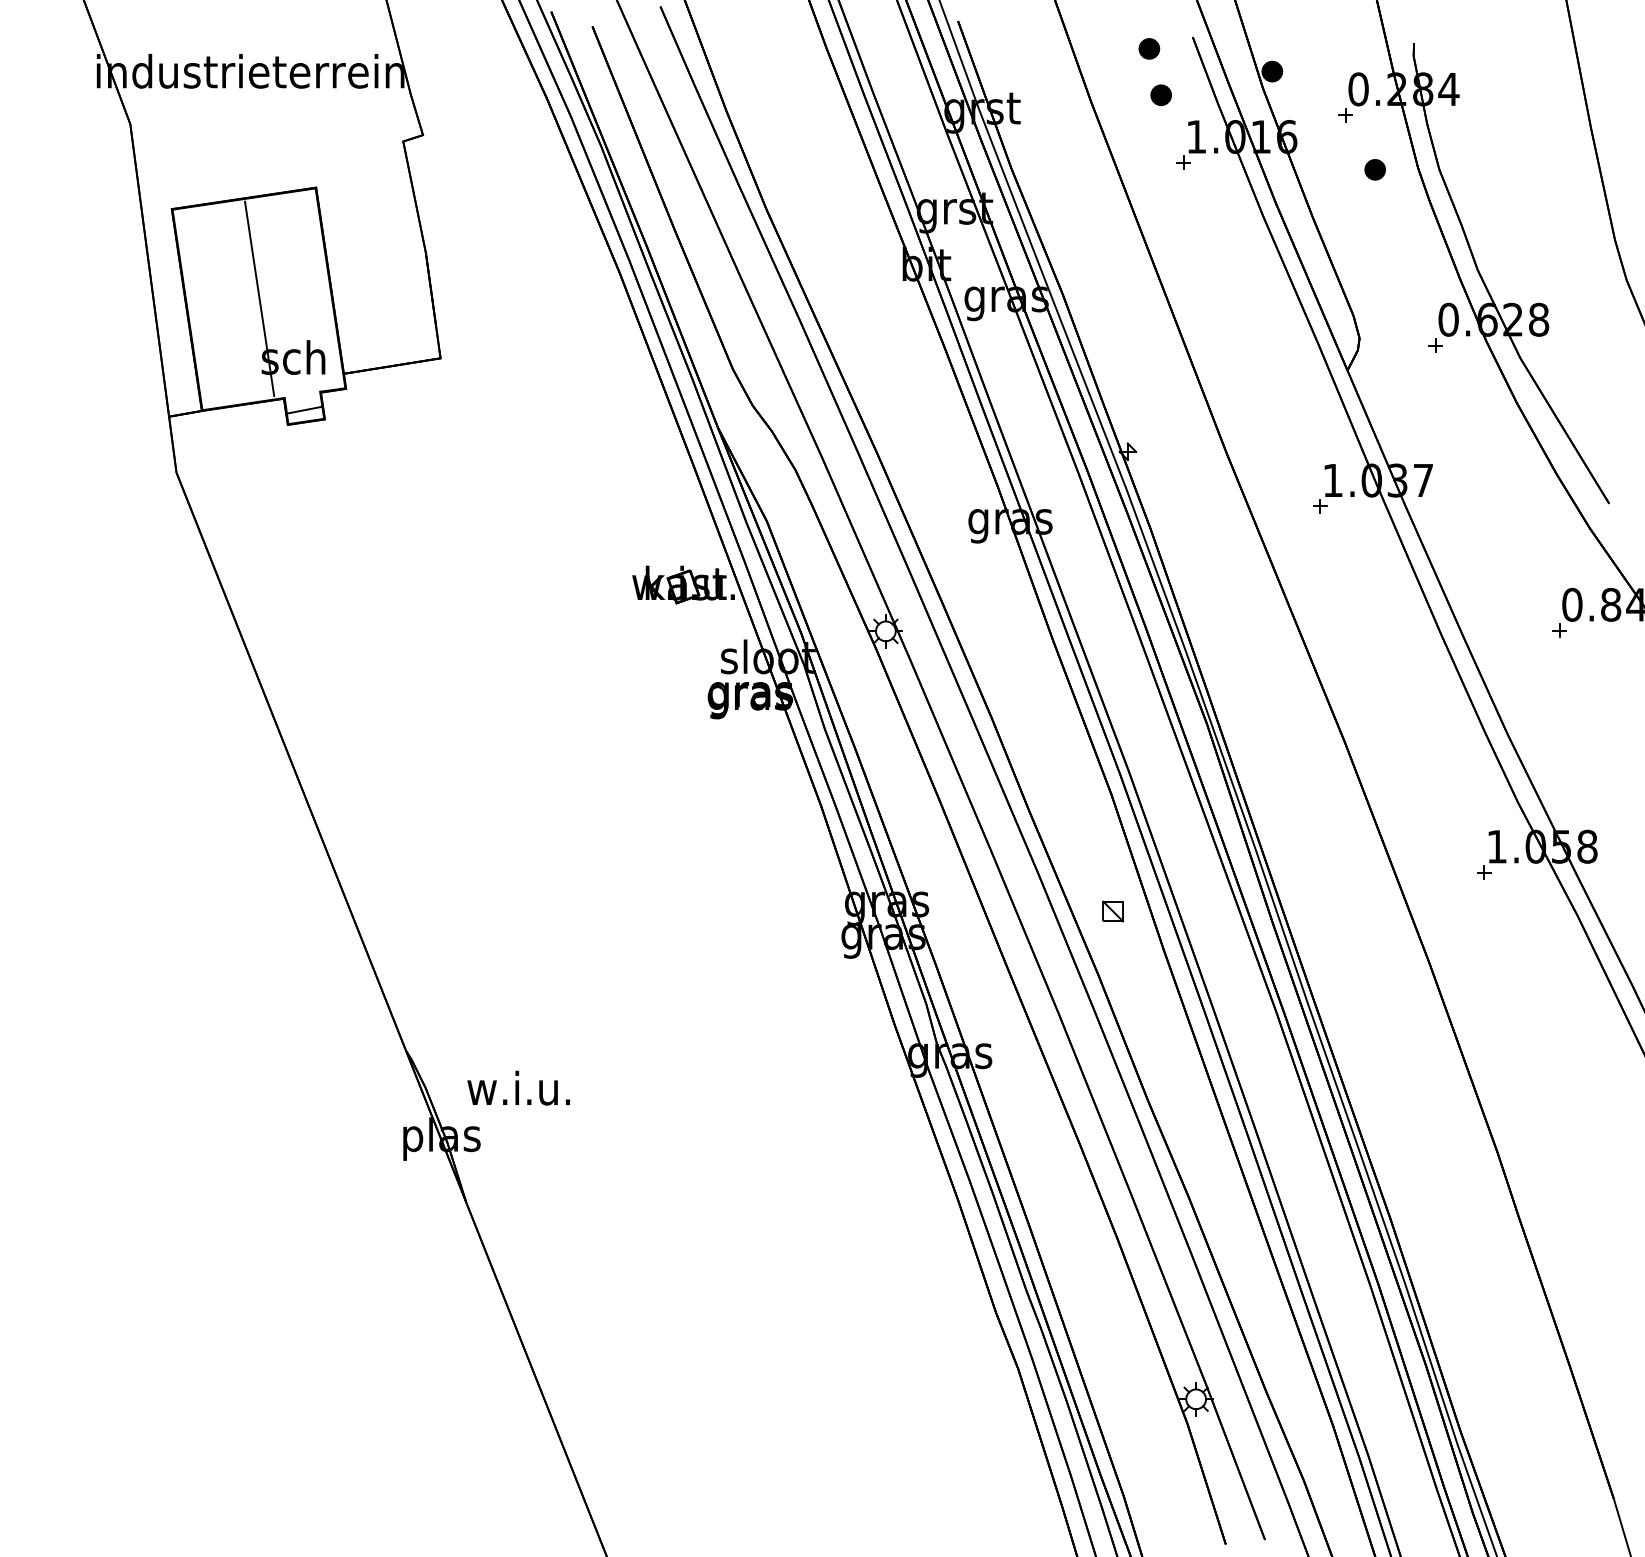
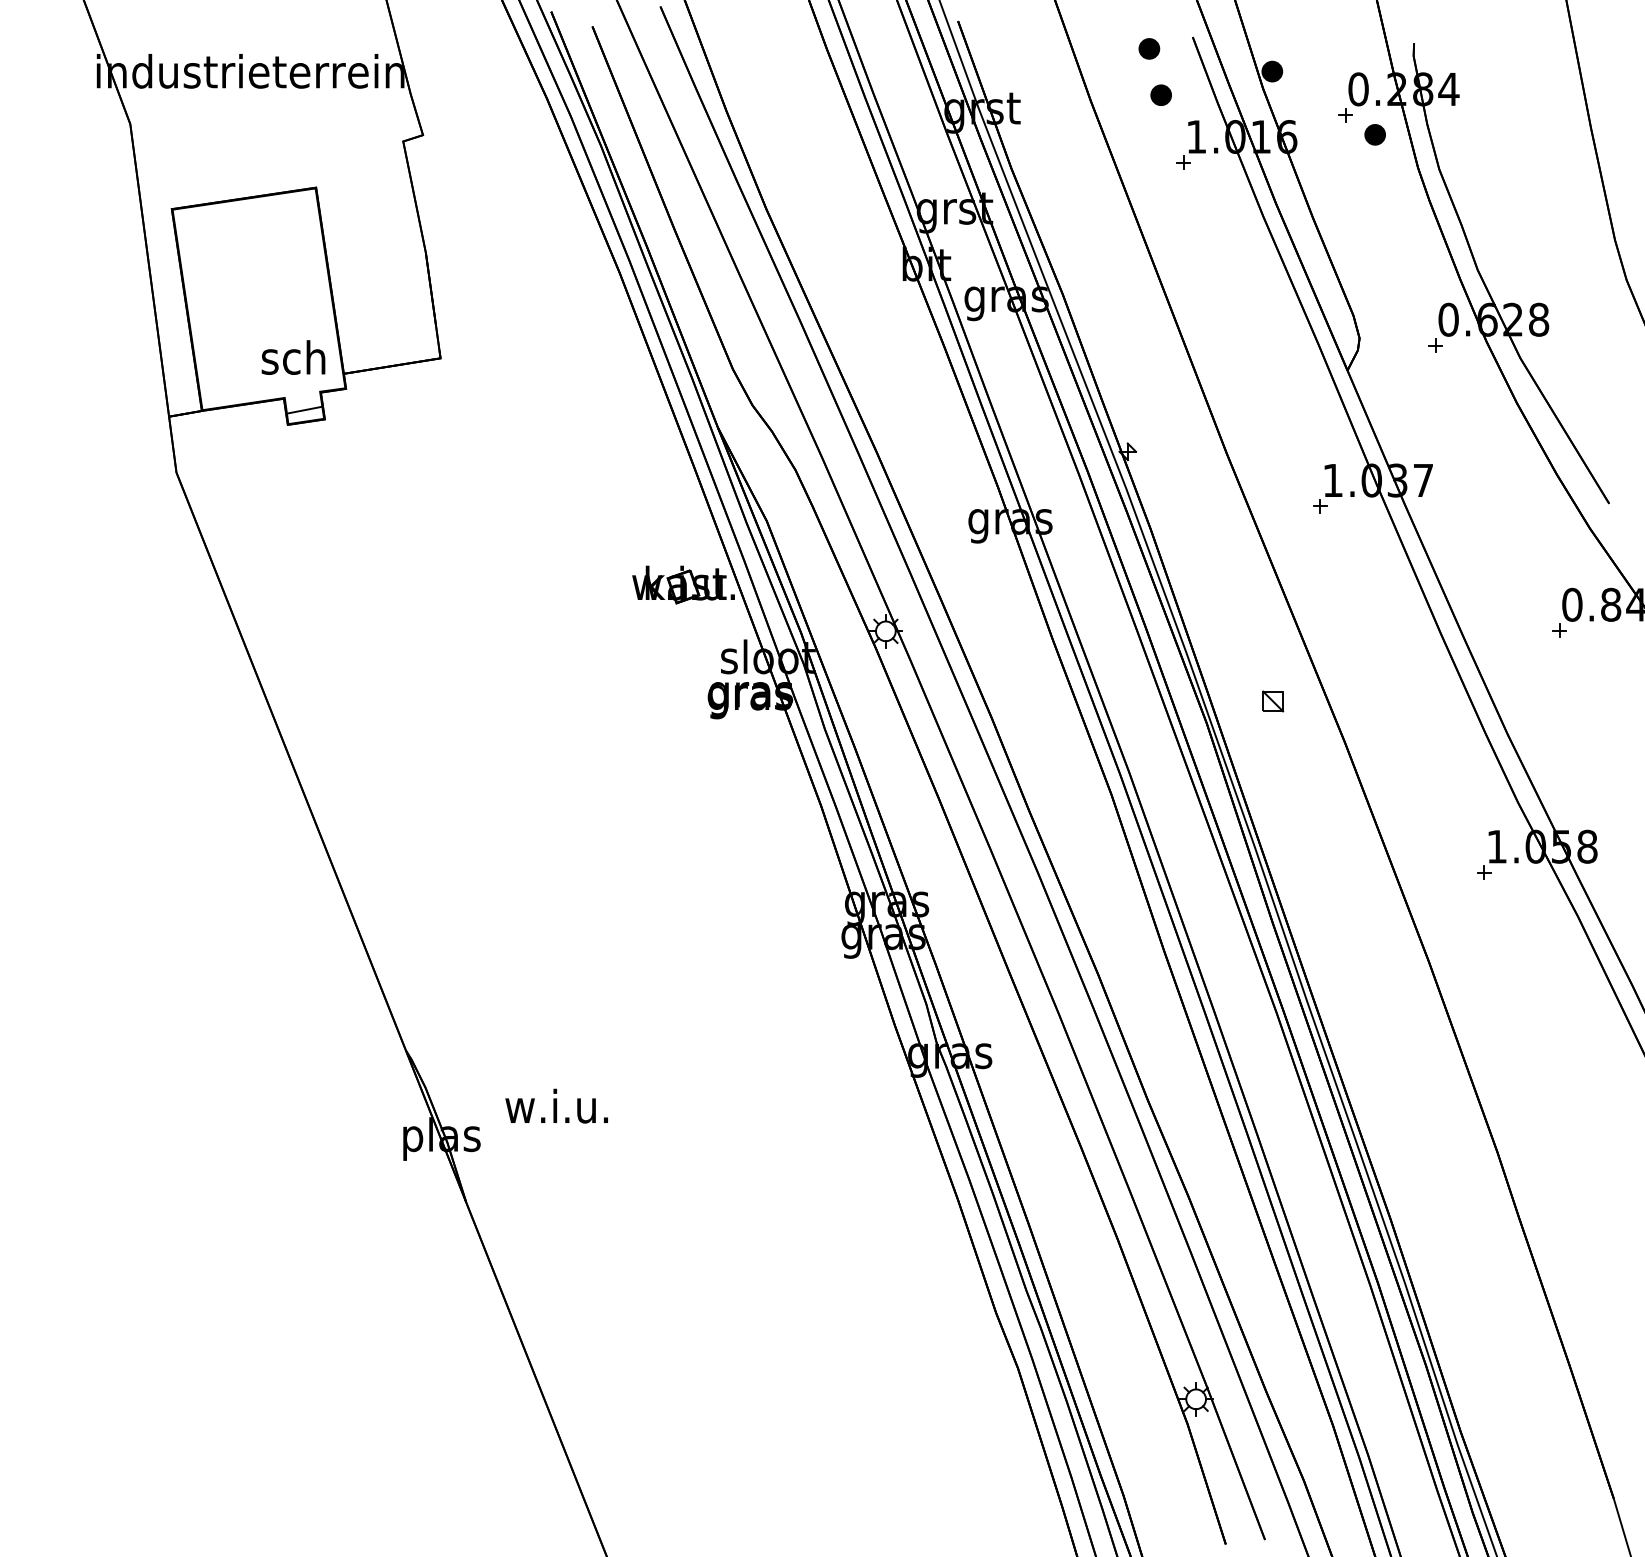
part position: (1374, 169) -> (1374, 134) (1374, 134)
line: present -> none (259, 298)
part position: (1113, 911) -> (1273, 701) (1273, 701)
text position: (518, 1087) -> (556, 1105) (556, 1105)
